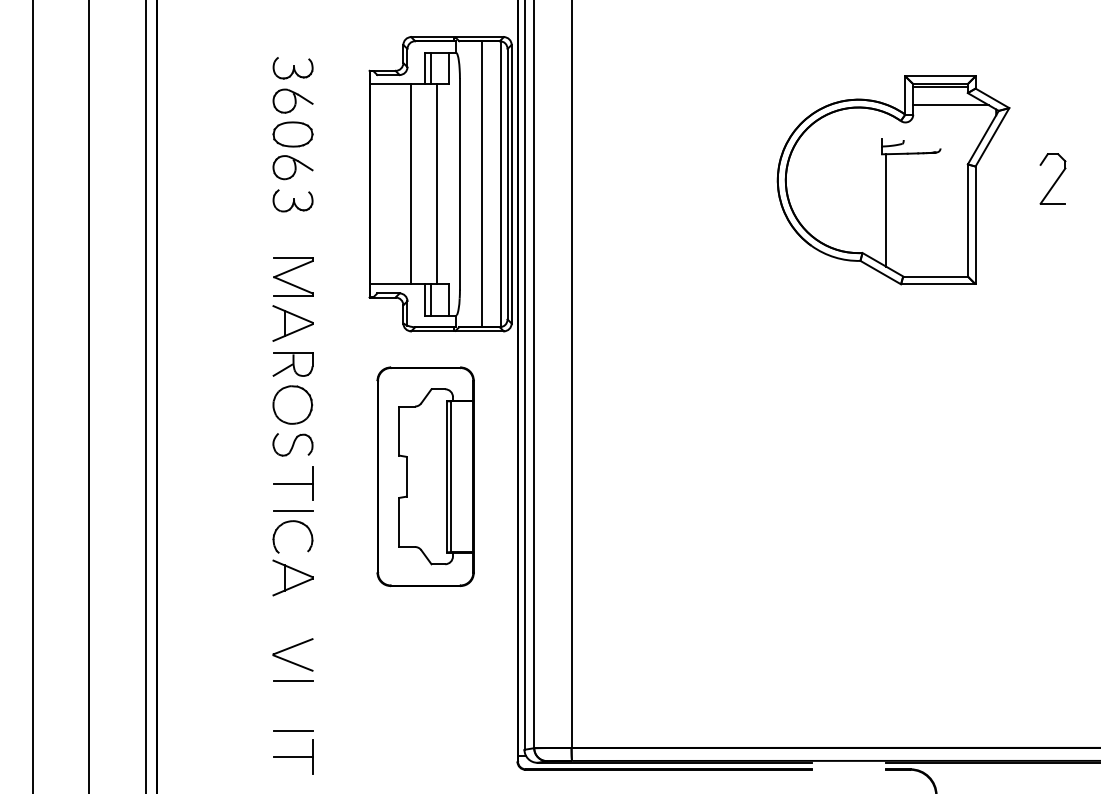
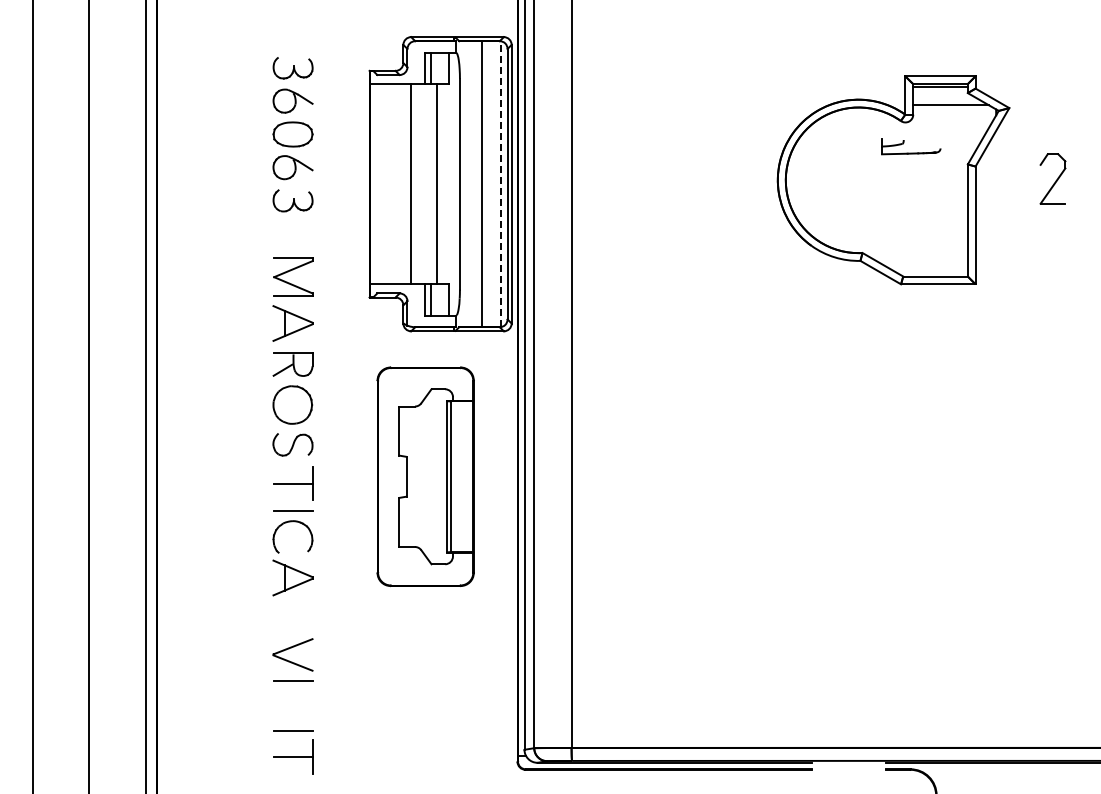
line: solid -> dashed (501, 184)
line: present -> none (885, 210)
